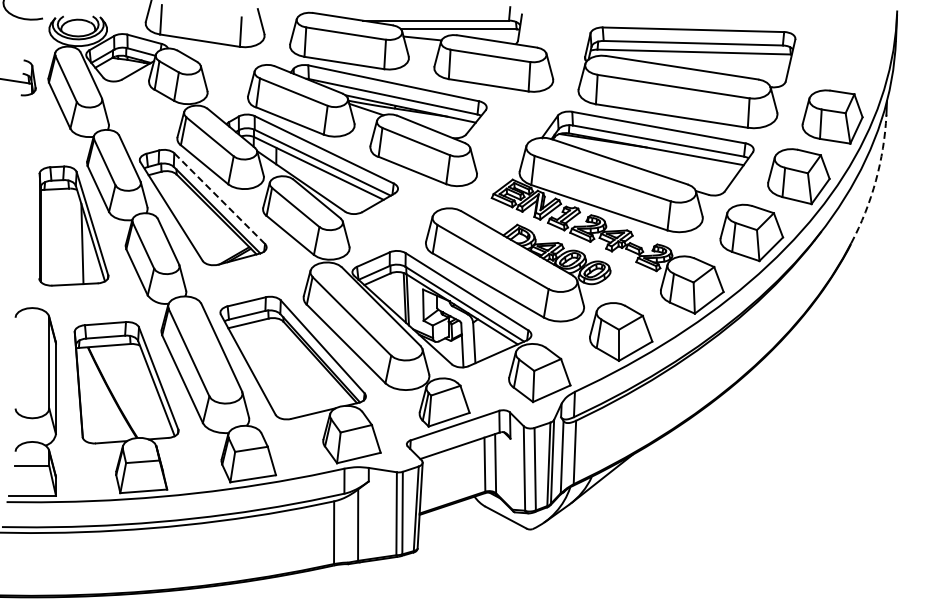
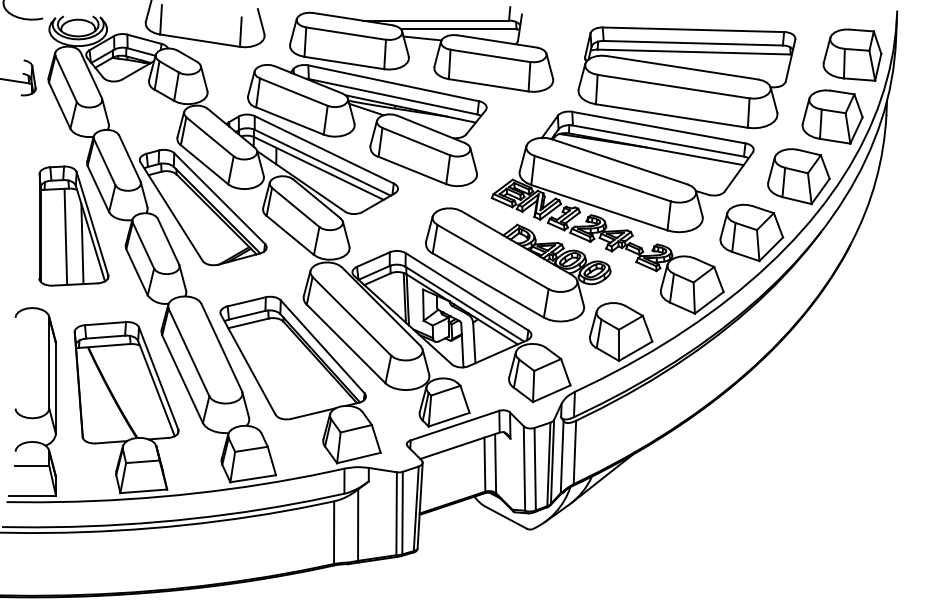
part: none -> present (852, 54)
arc: dashed -> solid (875, 180)
line: dashed -> solid (219, 198)
line: none -> present (65, 236)
